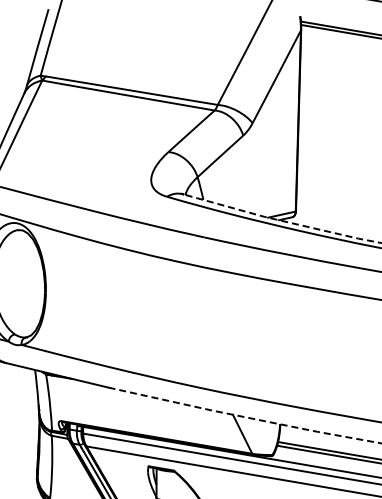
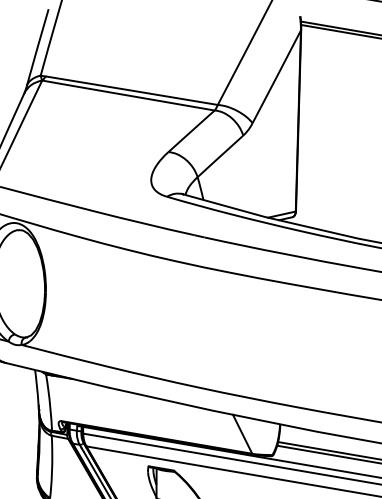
line: dashed -> solid (282, 220)
line: dashed -> solid (245, 417)
